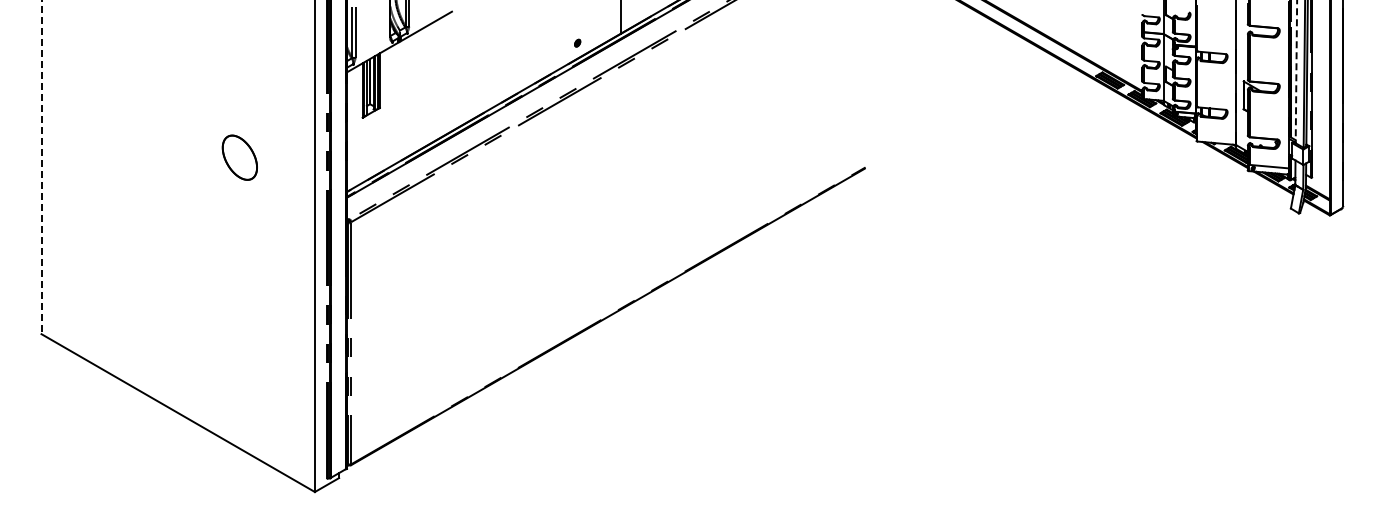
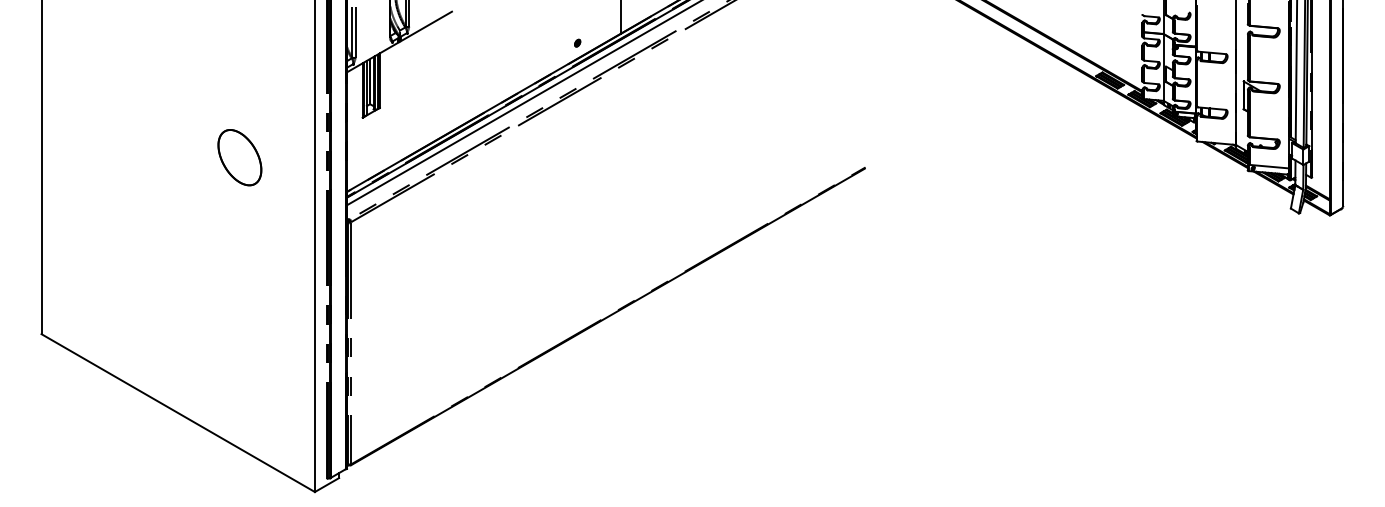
line: dashed -> solid (1296, 72)
line: none -> present (522, 103)
part size: 37x47 px -> 46x58 px (239, 157)
line: dashed -> solid (41, 167)
